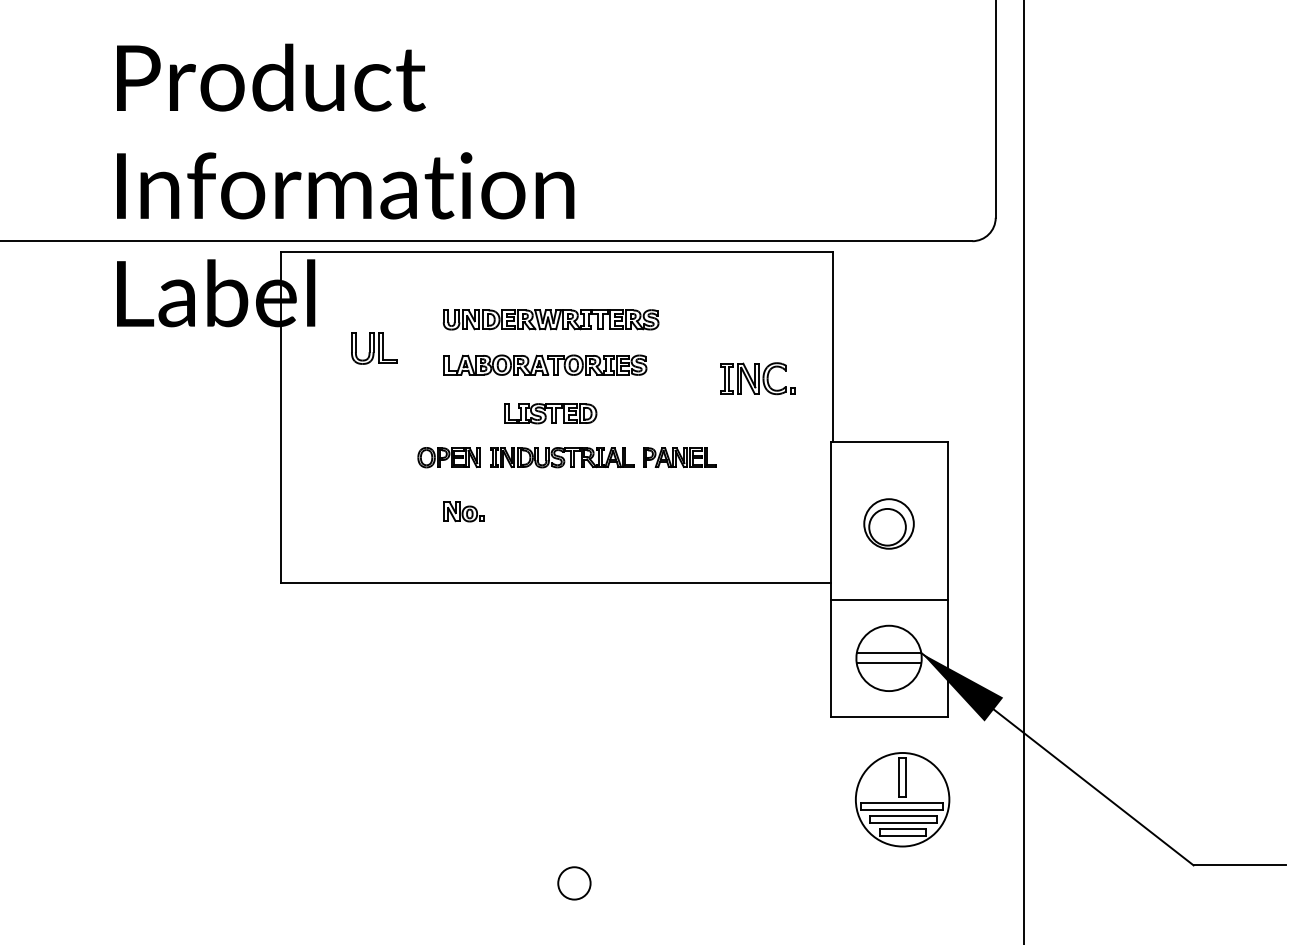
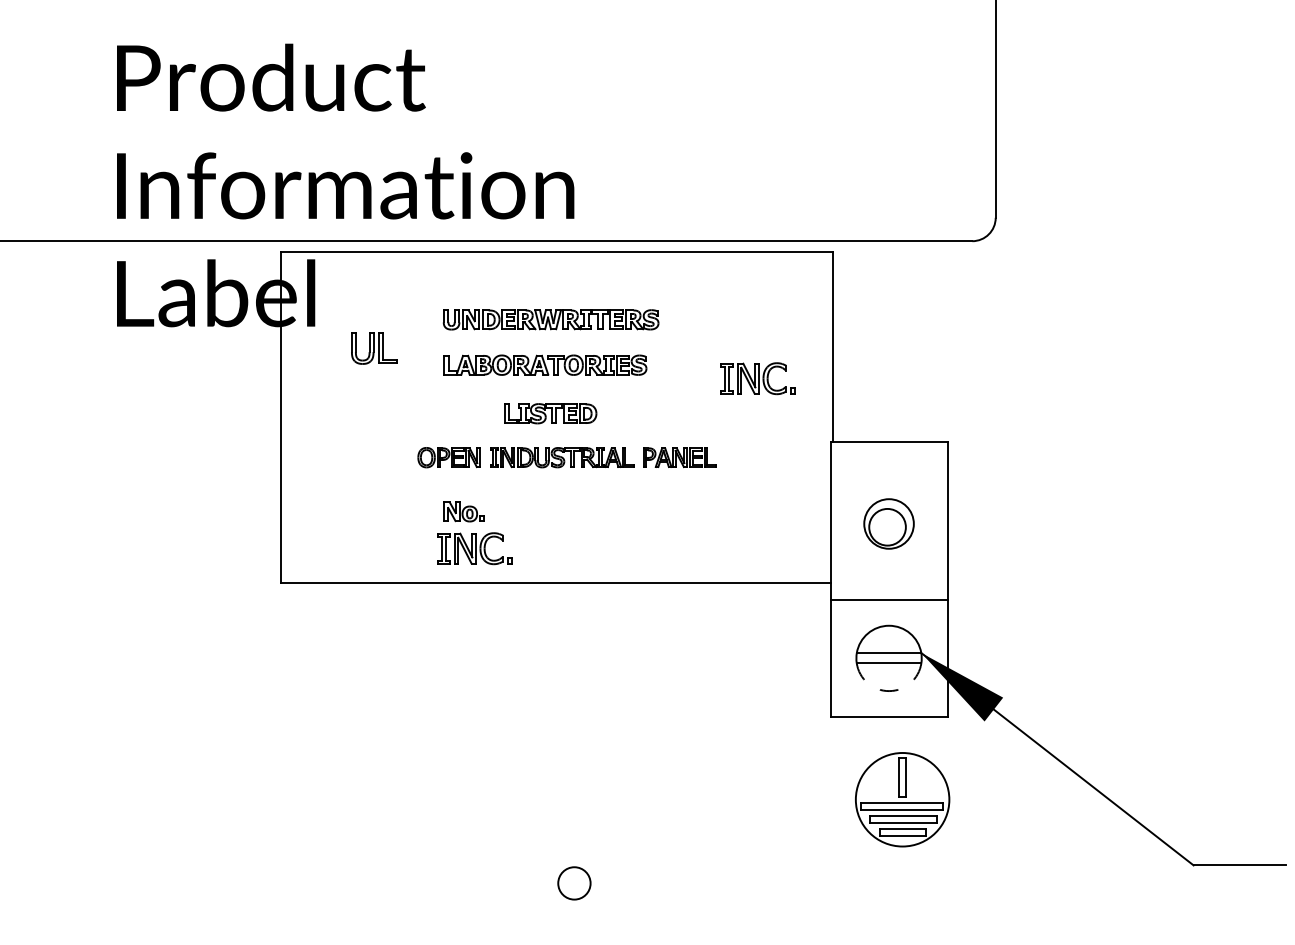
line: present -> none (1024, 471)
part: none -> present (474, 548)
arc: solid -> dashed (889, 691)
